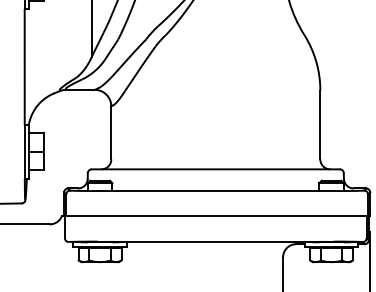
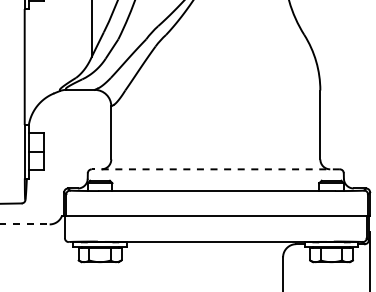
line: solid -> dashed (215, 169)
line: solid -> dashed (25, 224)
